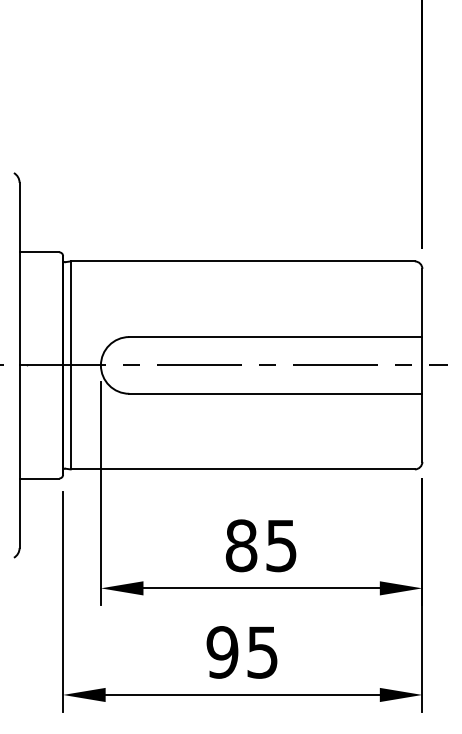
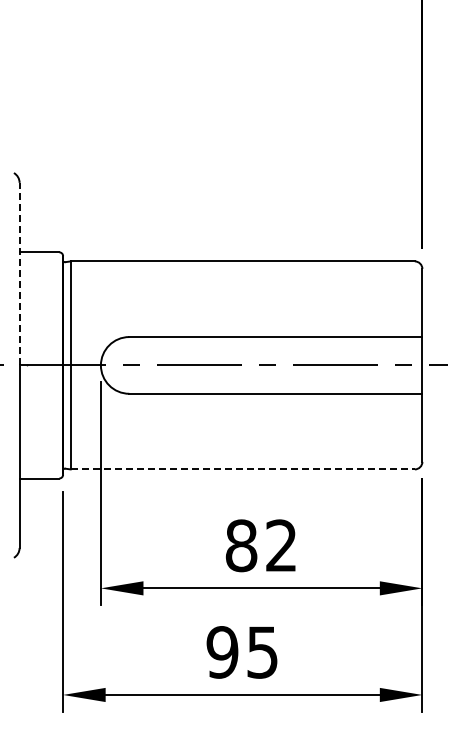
line: solid -> dashed (19, 273)
line: solid -> dashed (243, 469)
text: 85 -> 82 (281, 545)
